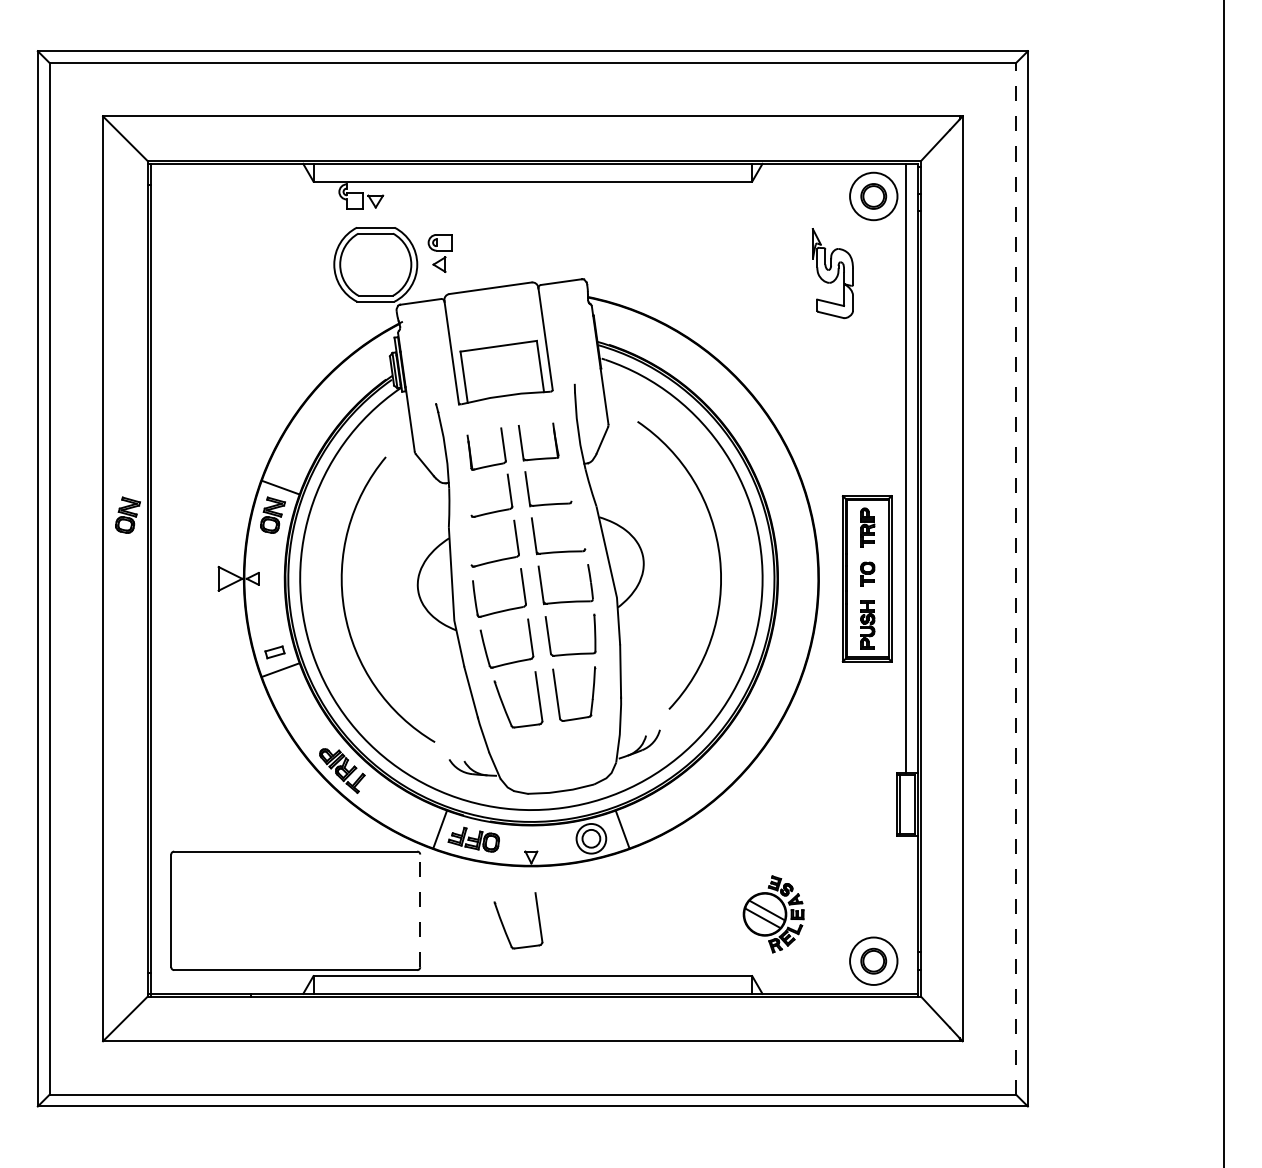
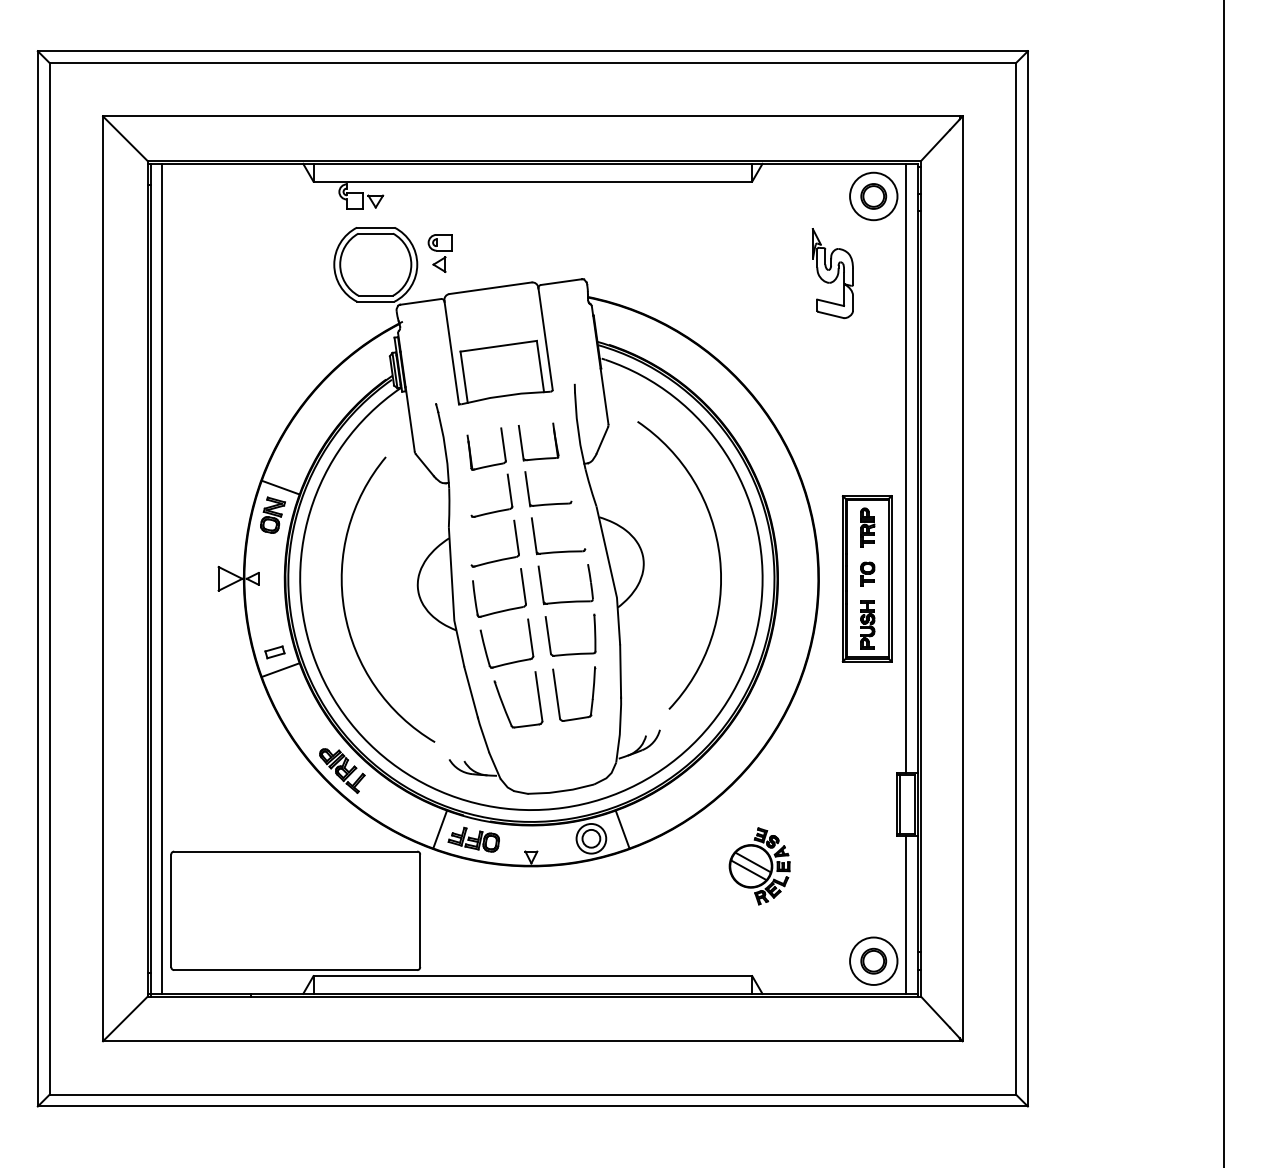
part: present -> none (127, 514)
line: none -> present (162, 578)
line: dashed -> solid (1016, 578)
line: dashed -> solid (420, 910)
part position: (773, 914) -> (759, 866) (759, 866)
line: none -> present (906, 914)
part: present -> none (504, 926)
